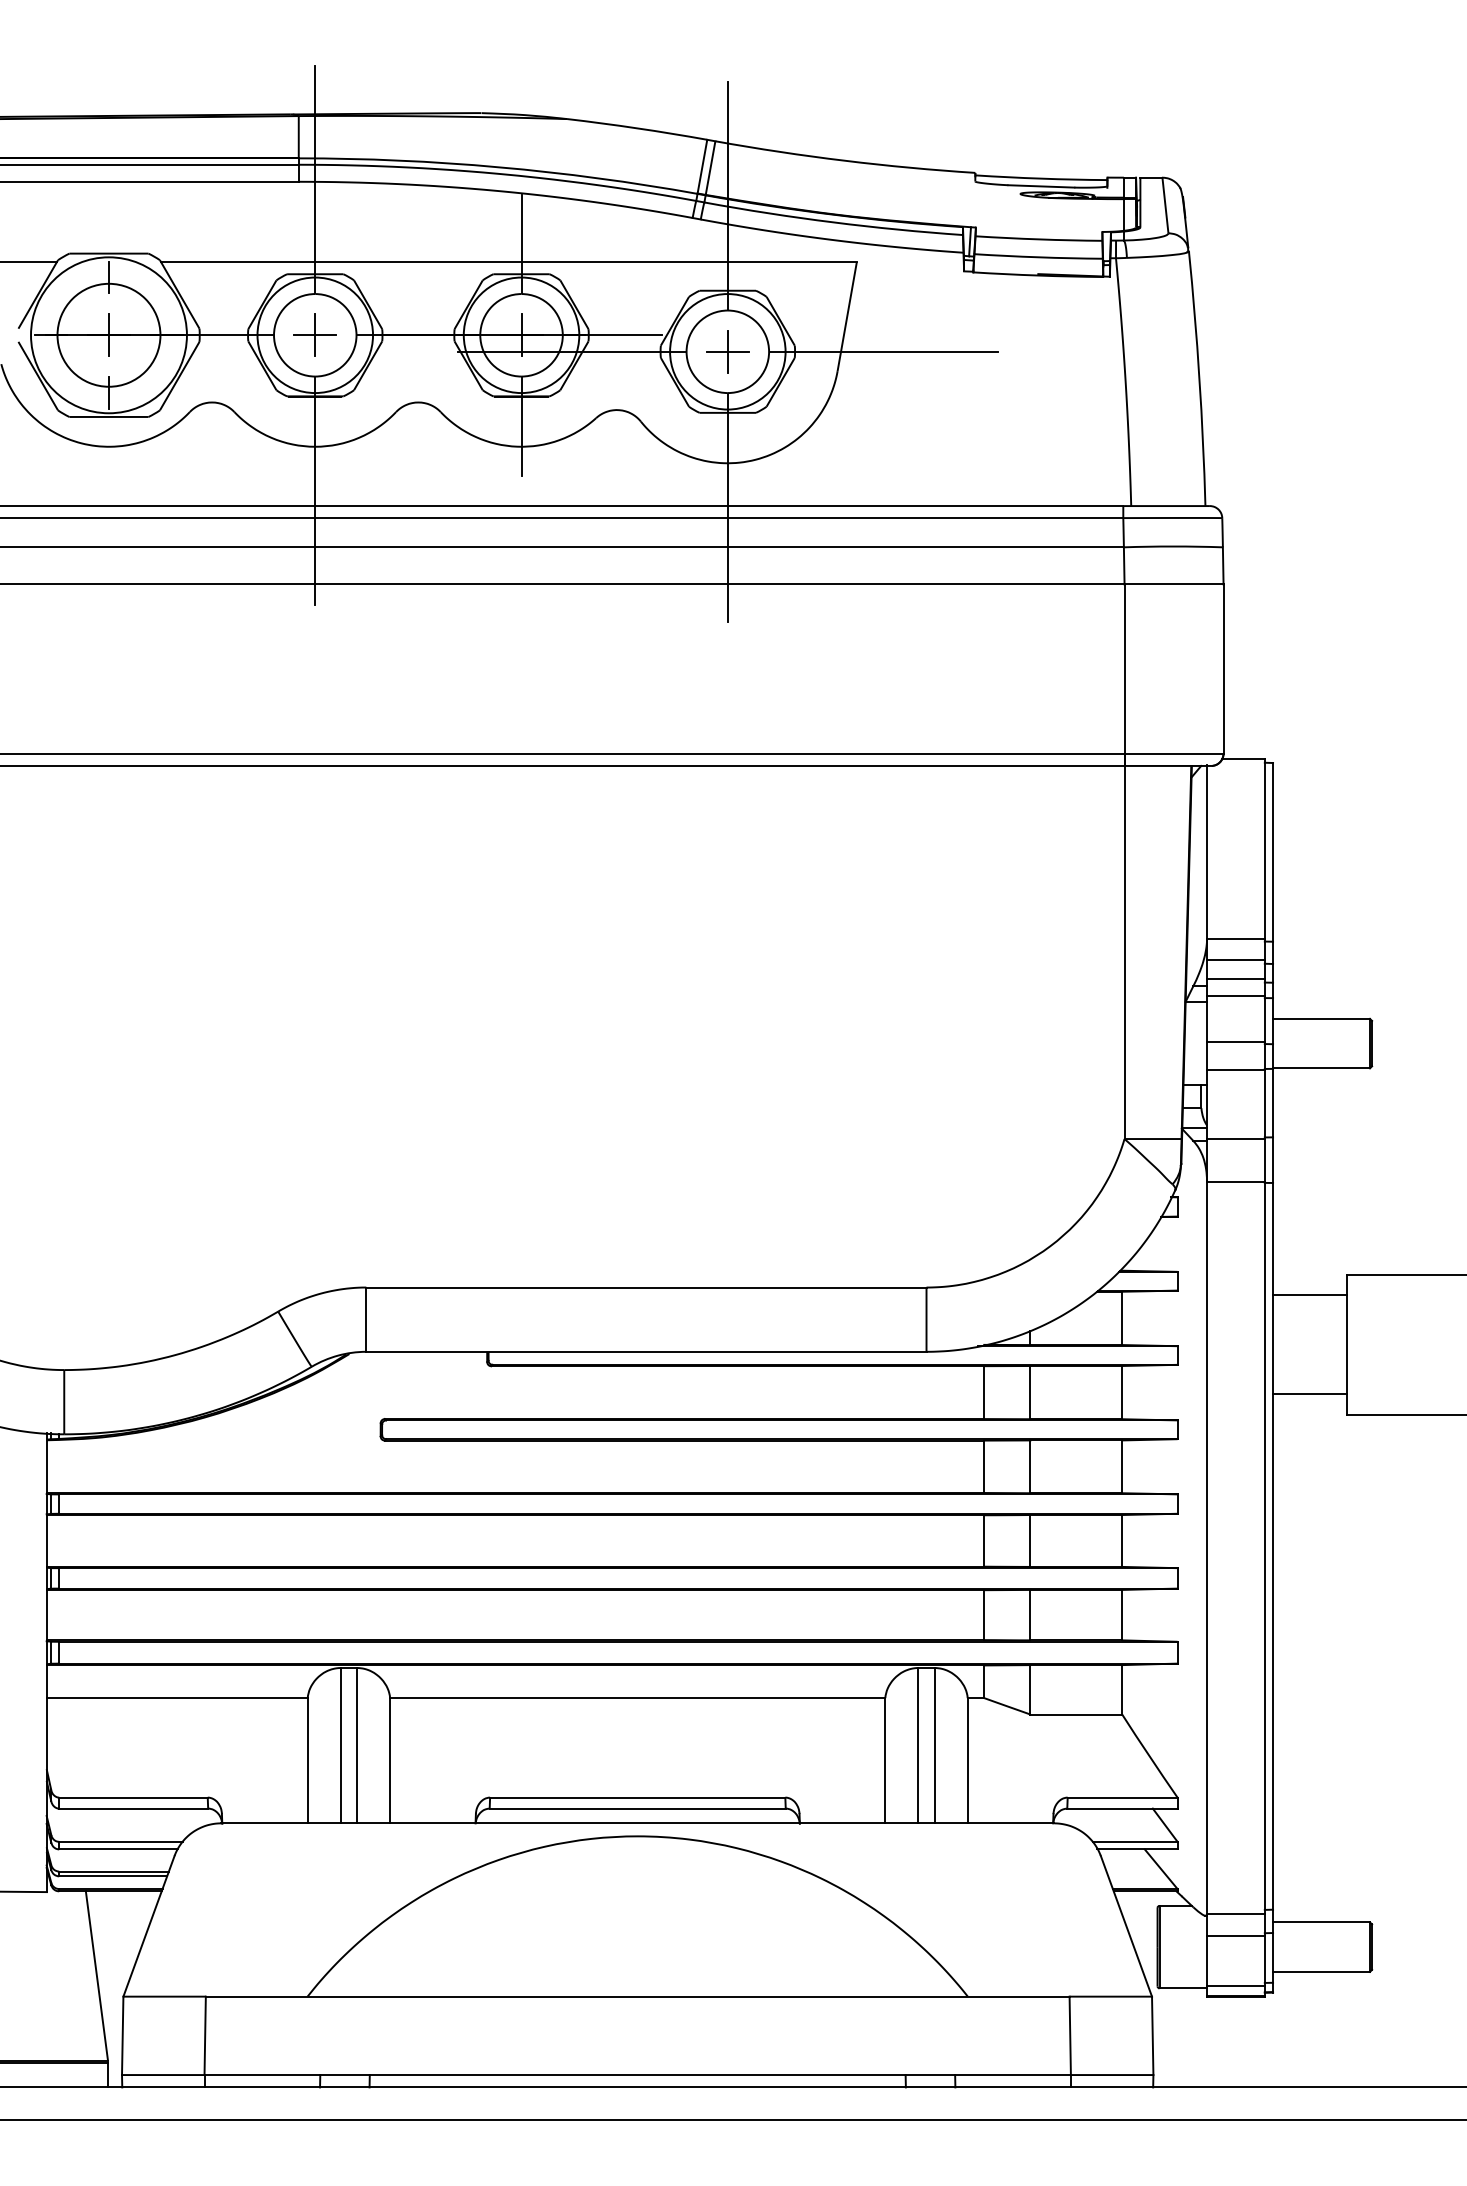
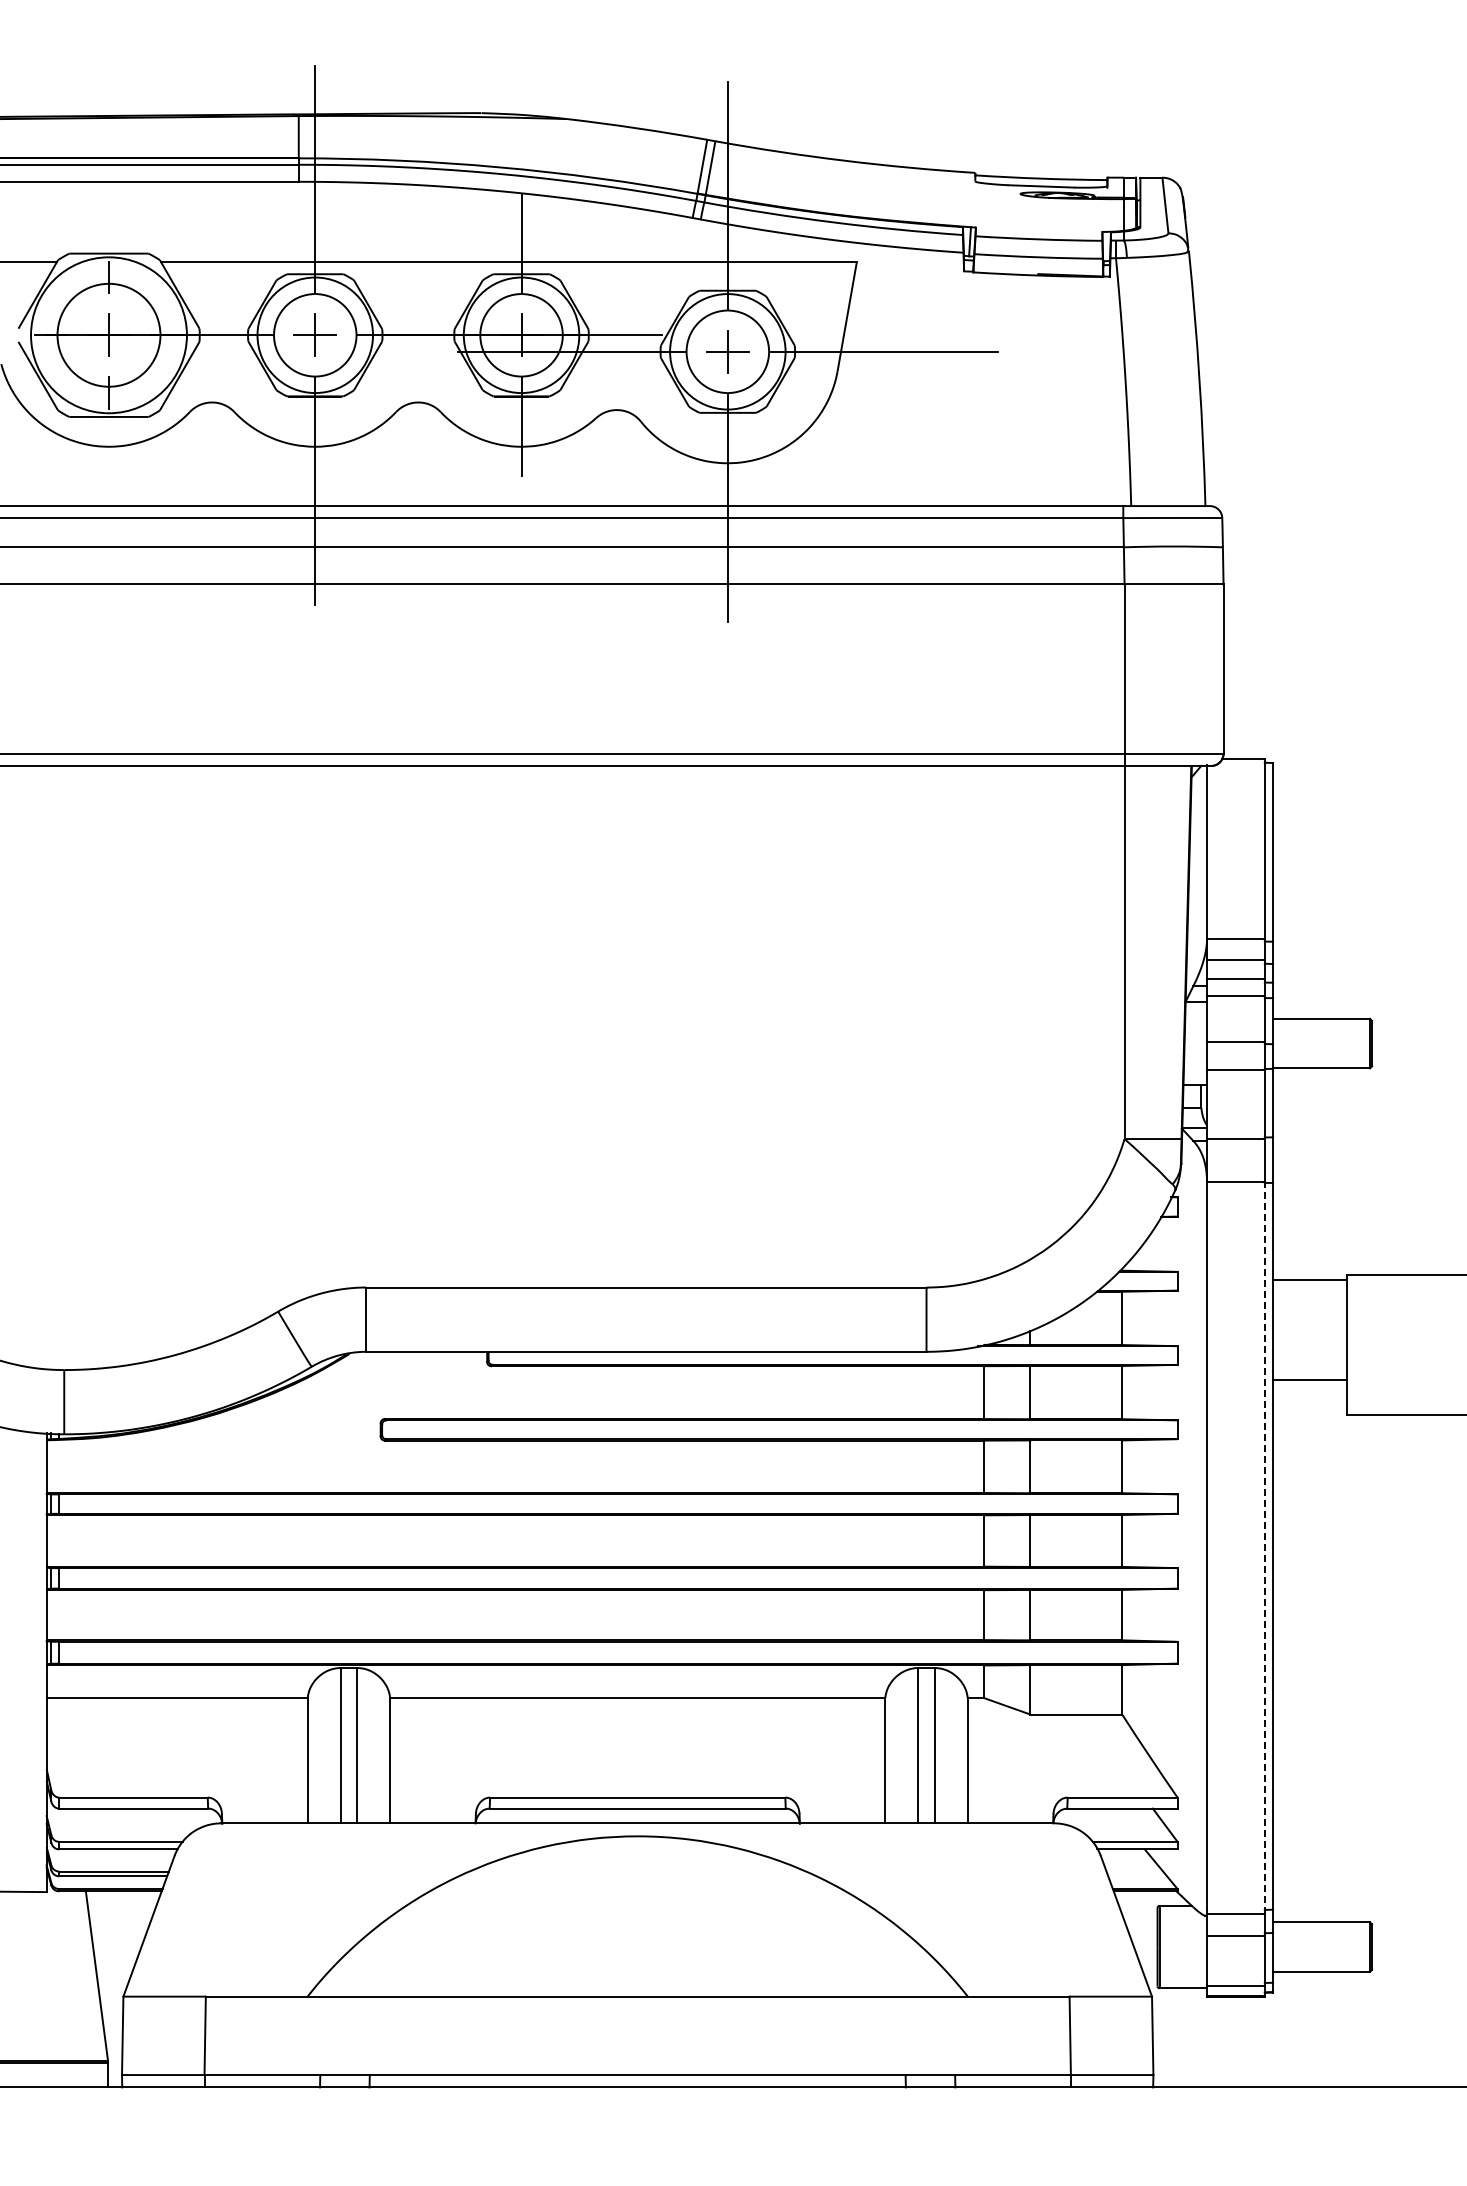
line position: (1310, 1295) -> (1310, 1280) (1310, 1280)
line position: (1310, 1394) -> (1310, 1380) (1310, 1380)
line: solid -> dashed (1264, 1547)
line: present -> none (732, 2120)
